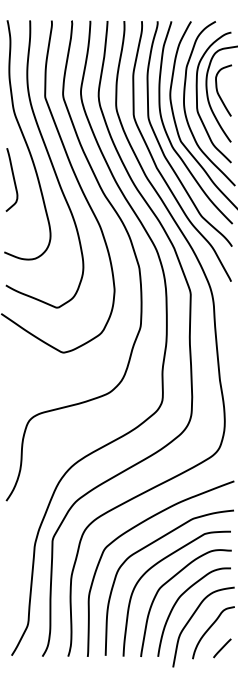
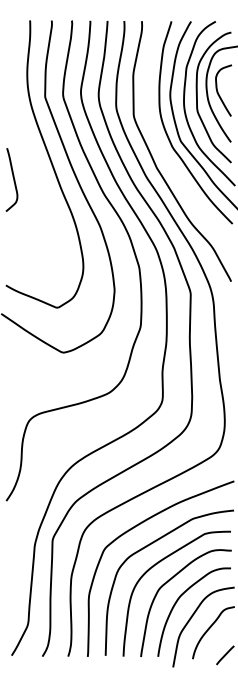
curve: present -> none (26, 140)
curve: present -> none (161, 146)
line position: (222, 648) -> (225, 655) (225, 655)
